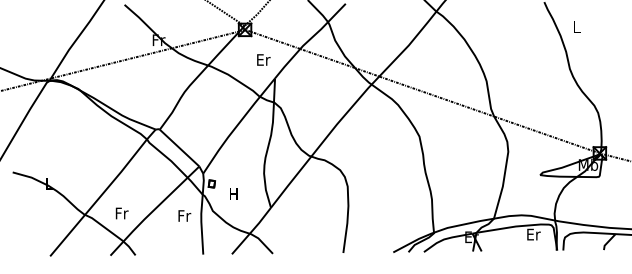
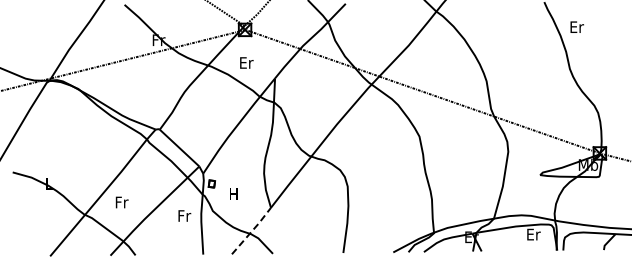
text: L -> Er (576, 26)
text position: (263, 59) -> (246, 62) (246, 62)
text position: (121, 213) -> (121, 202) (121, 202)
line: solid -> dashed (252, 230)
